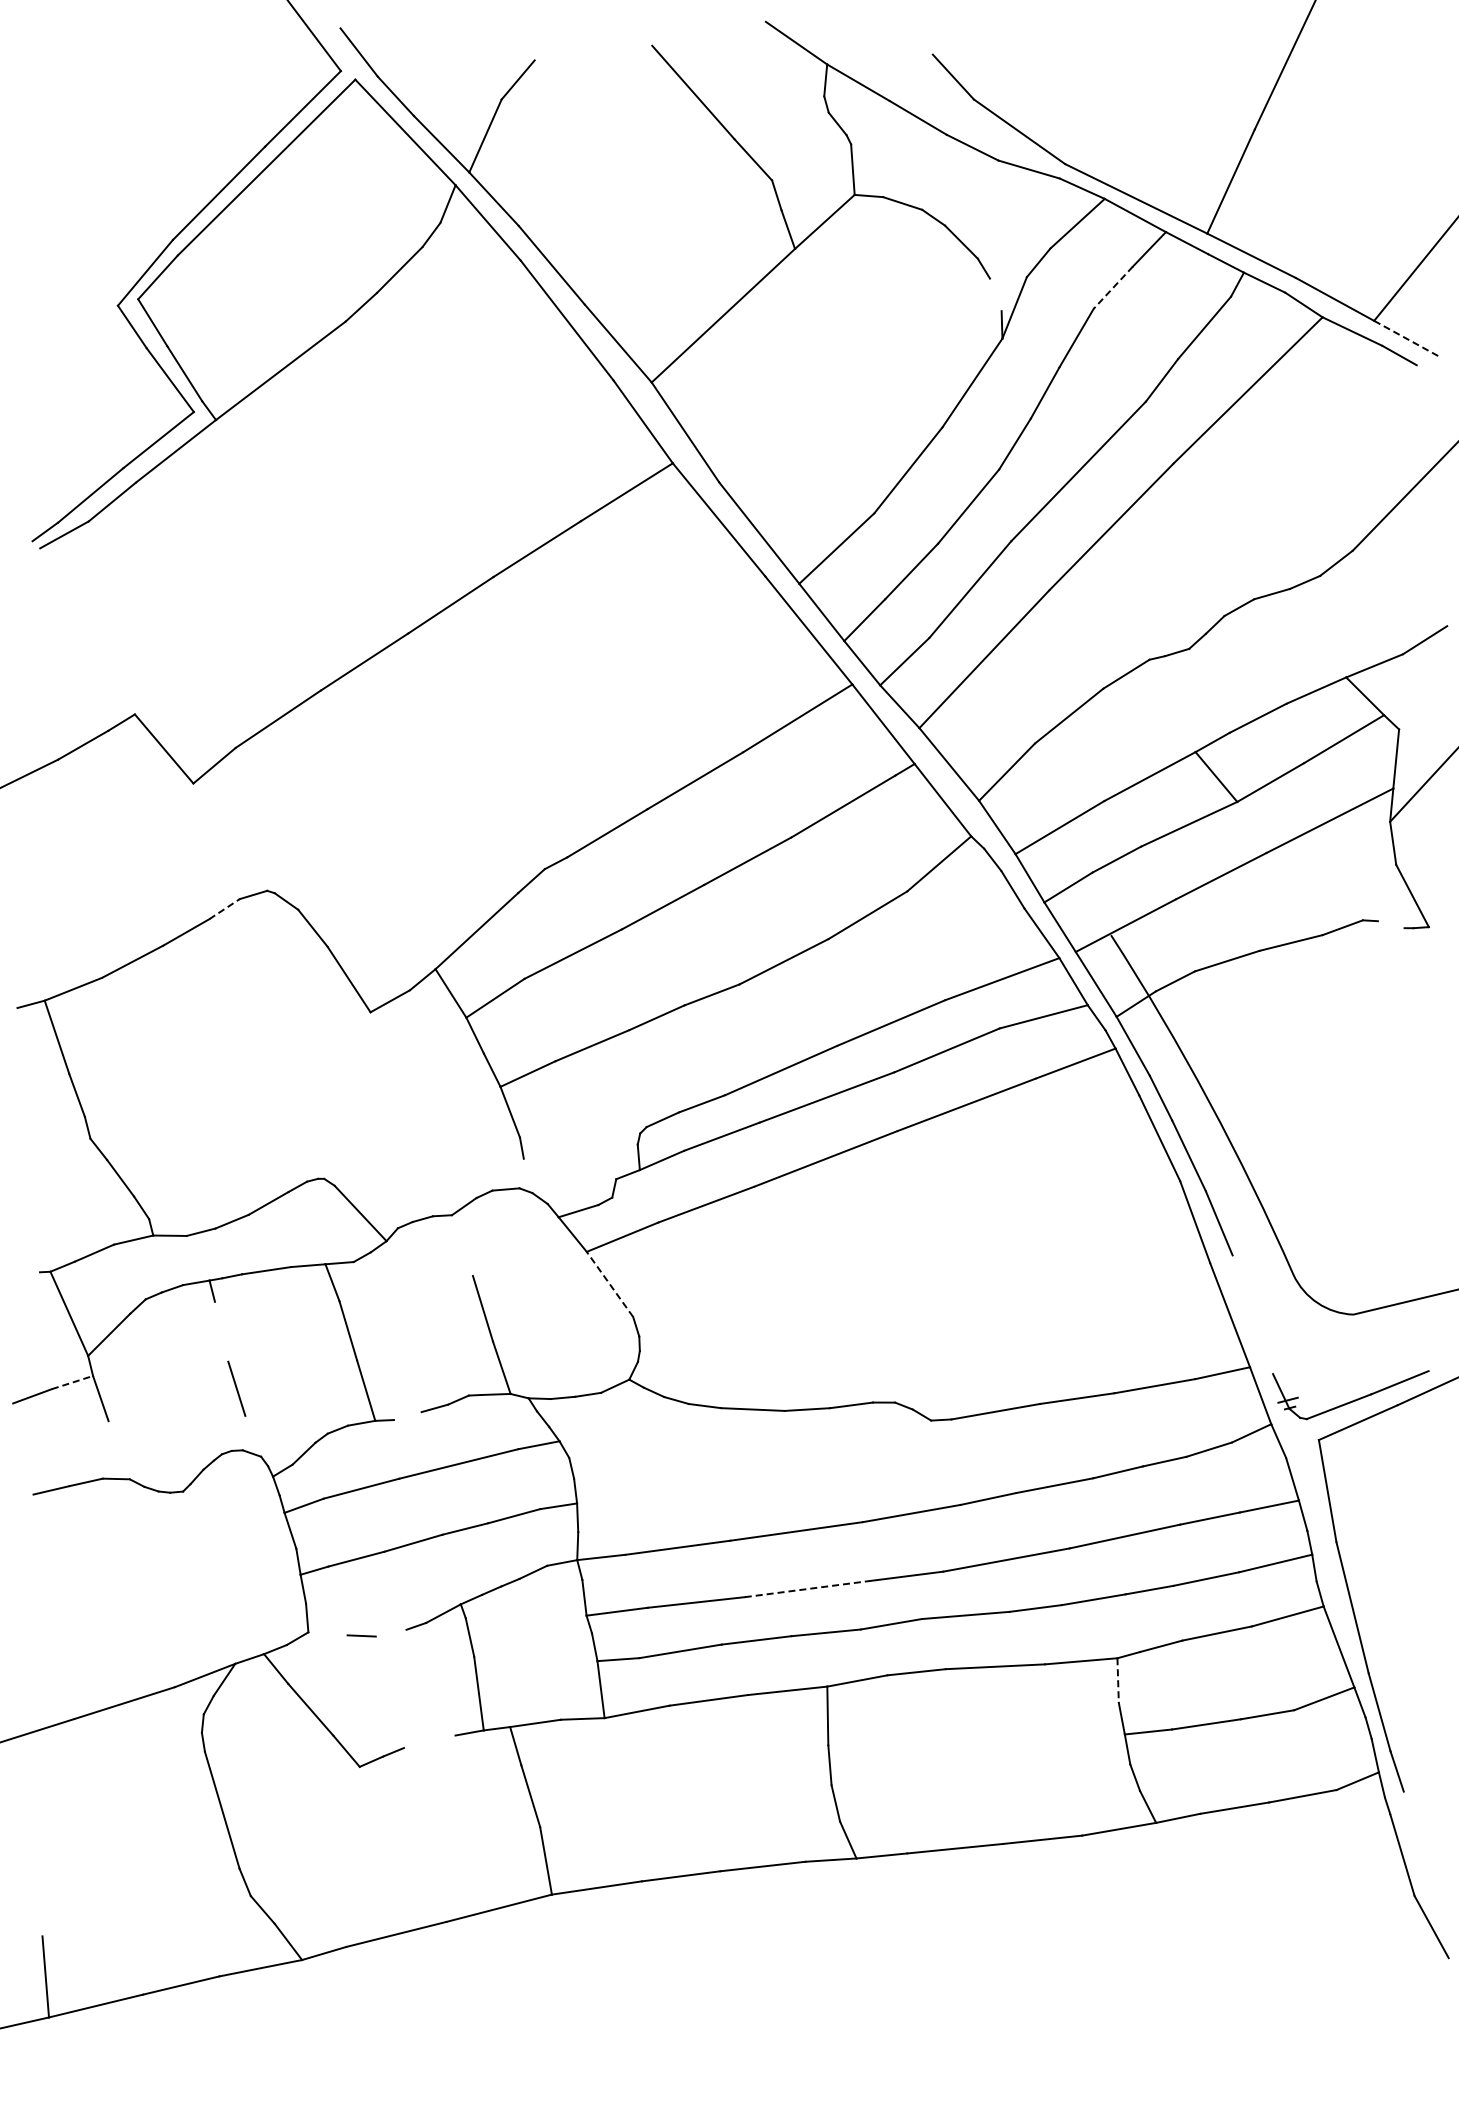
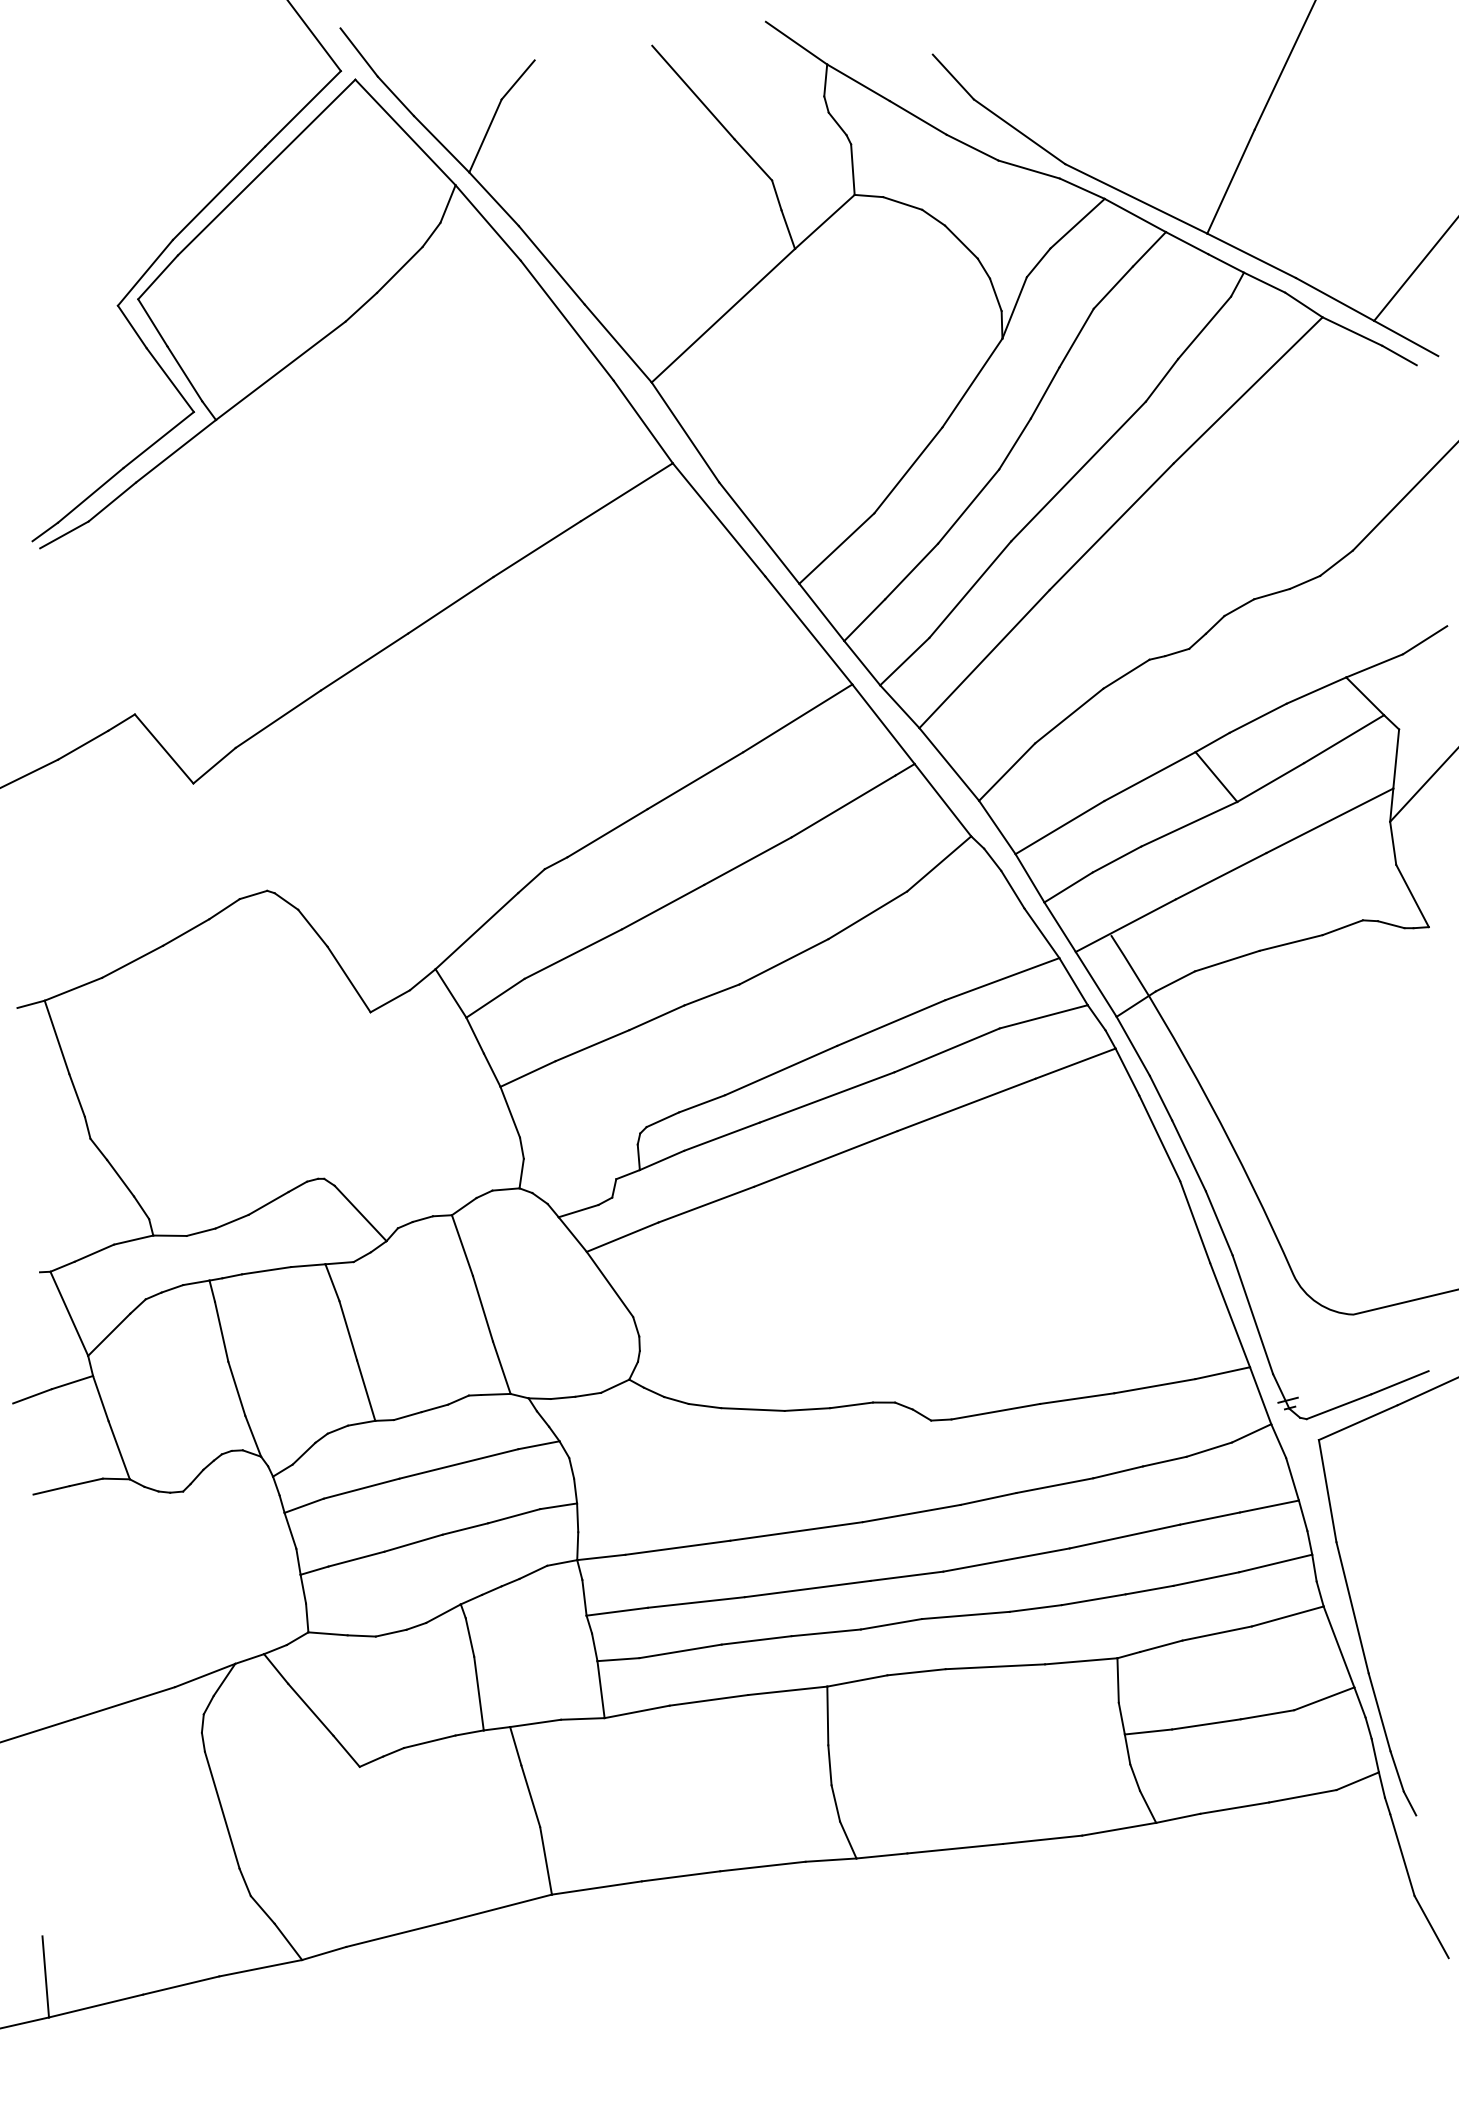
line: dashed -> solid (1113, 287)
line: none -> present (995, 294)
line: dashed -> solid (1406, 338)
line: dashed -> solid (224, 908)
line: none -> present (1390, 924)
line: none -> present (521, 1173)
line: none -> present (461, 1245)
line: dashed -> solid (609, 1284)
line: none -> present (1252, 1314)
line: none -> present (221, 1331)
line: dashed -> solid (72, 1382)
line: none -> present (407, 1416)
line: none -> present (253, 1435)
line: none -> present (118, 1450)
line: dashed -> solid (808, 1588)
line: none -> present (390, 1632)
line: none -> present (327, 1633)
line: dashed -> solid (1118, 1681)
line: none -> present (429, 1741)
line: none -> present (1409, 1803)
